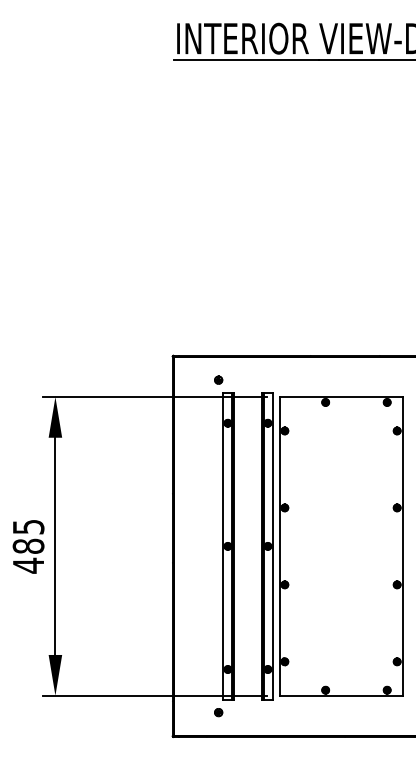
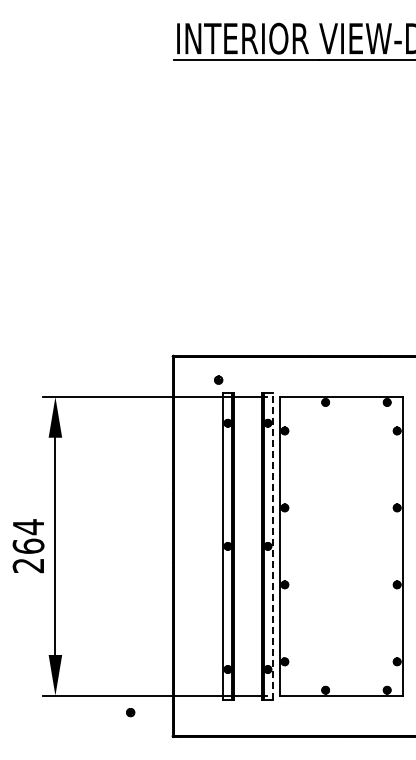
text: 485 -> 264 (28, 546)
line: solid -> dashed (272, 546)
part position: (218, 712) -> (130, 712) (130, 712)
